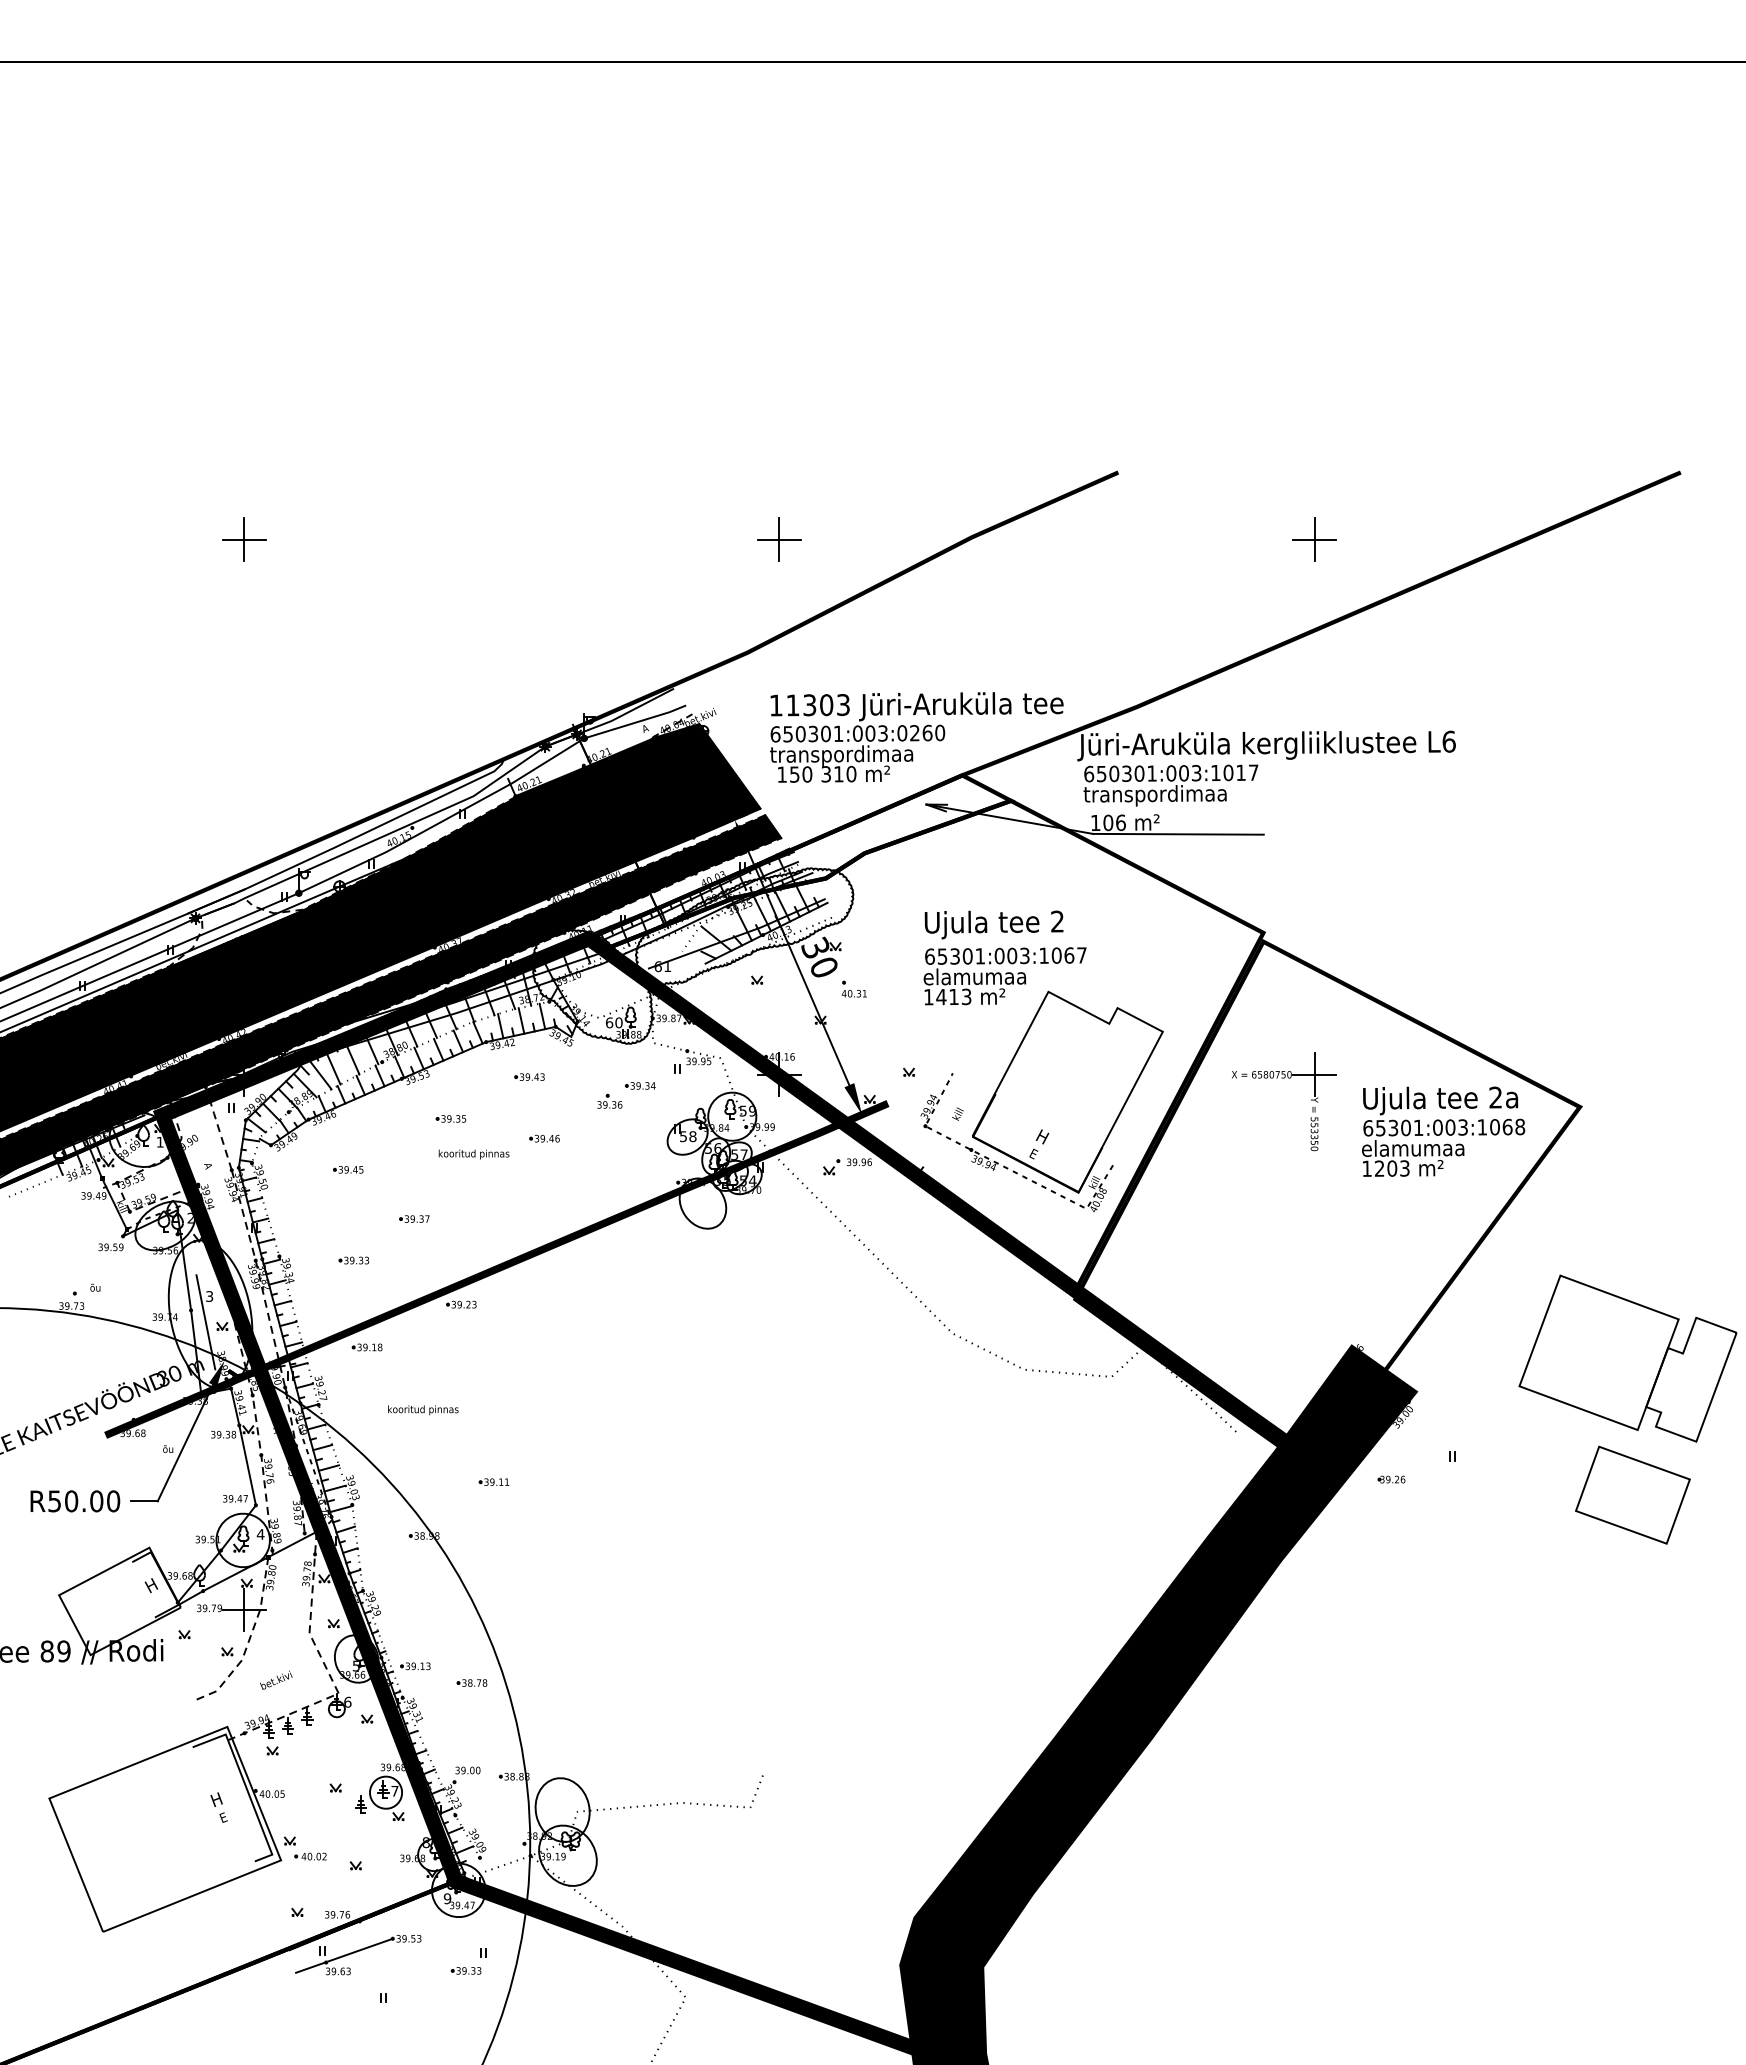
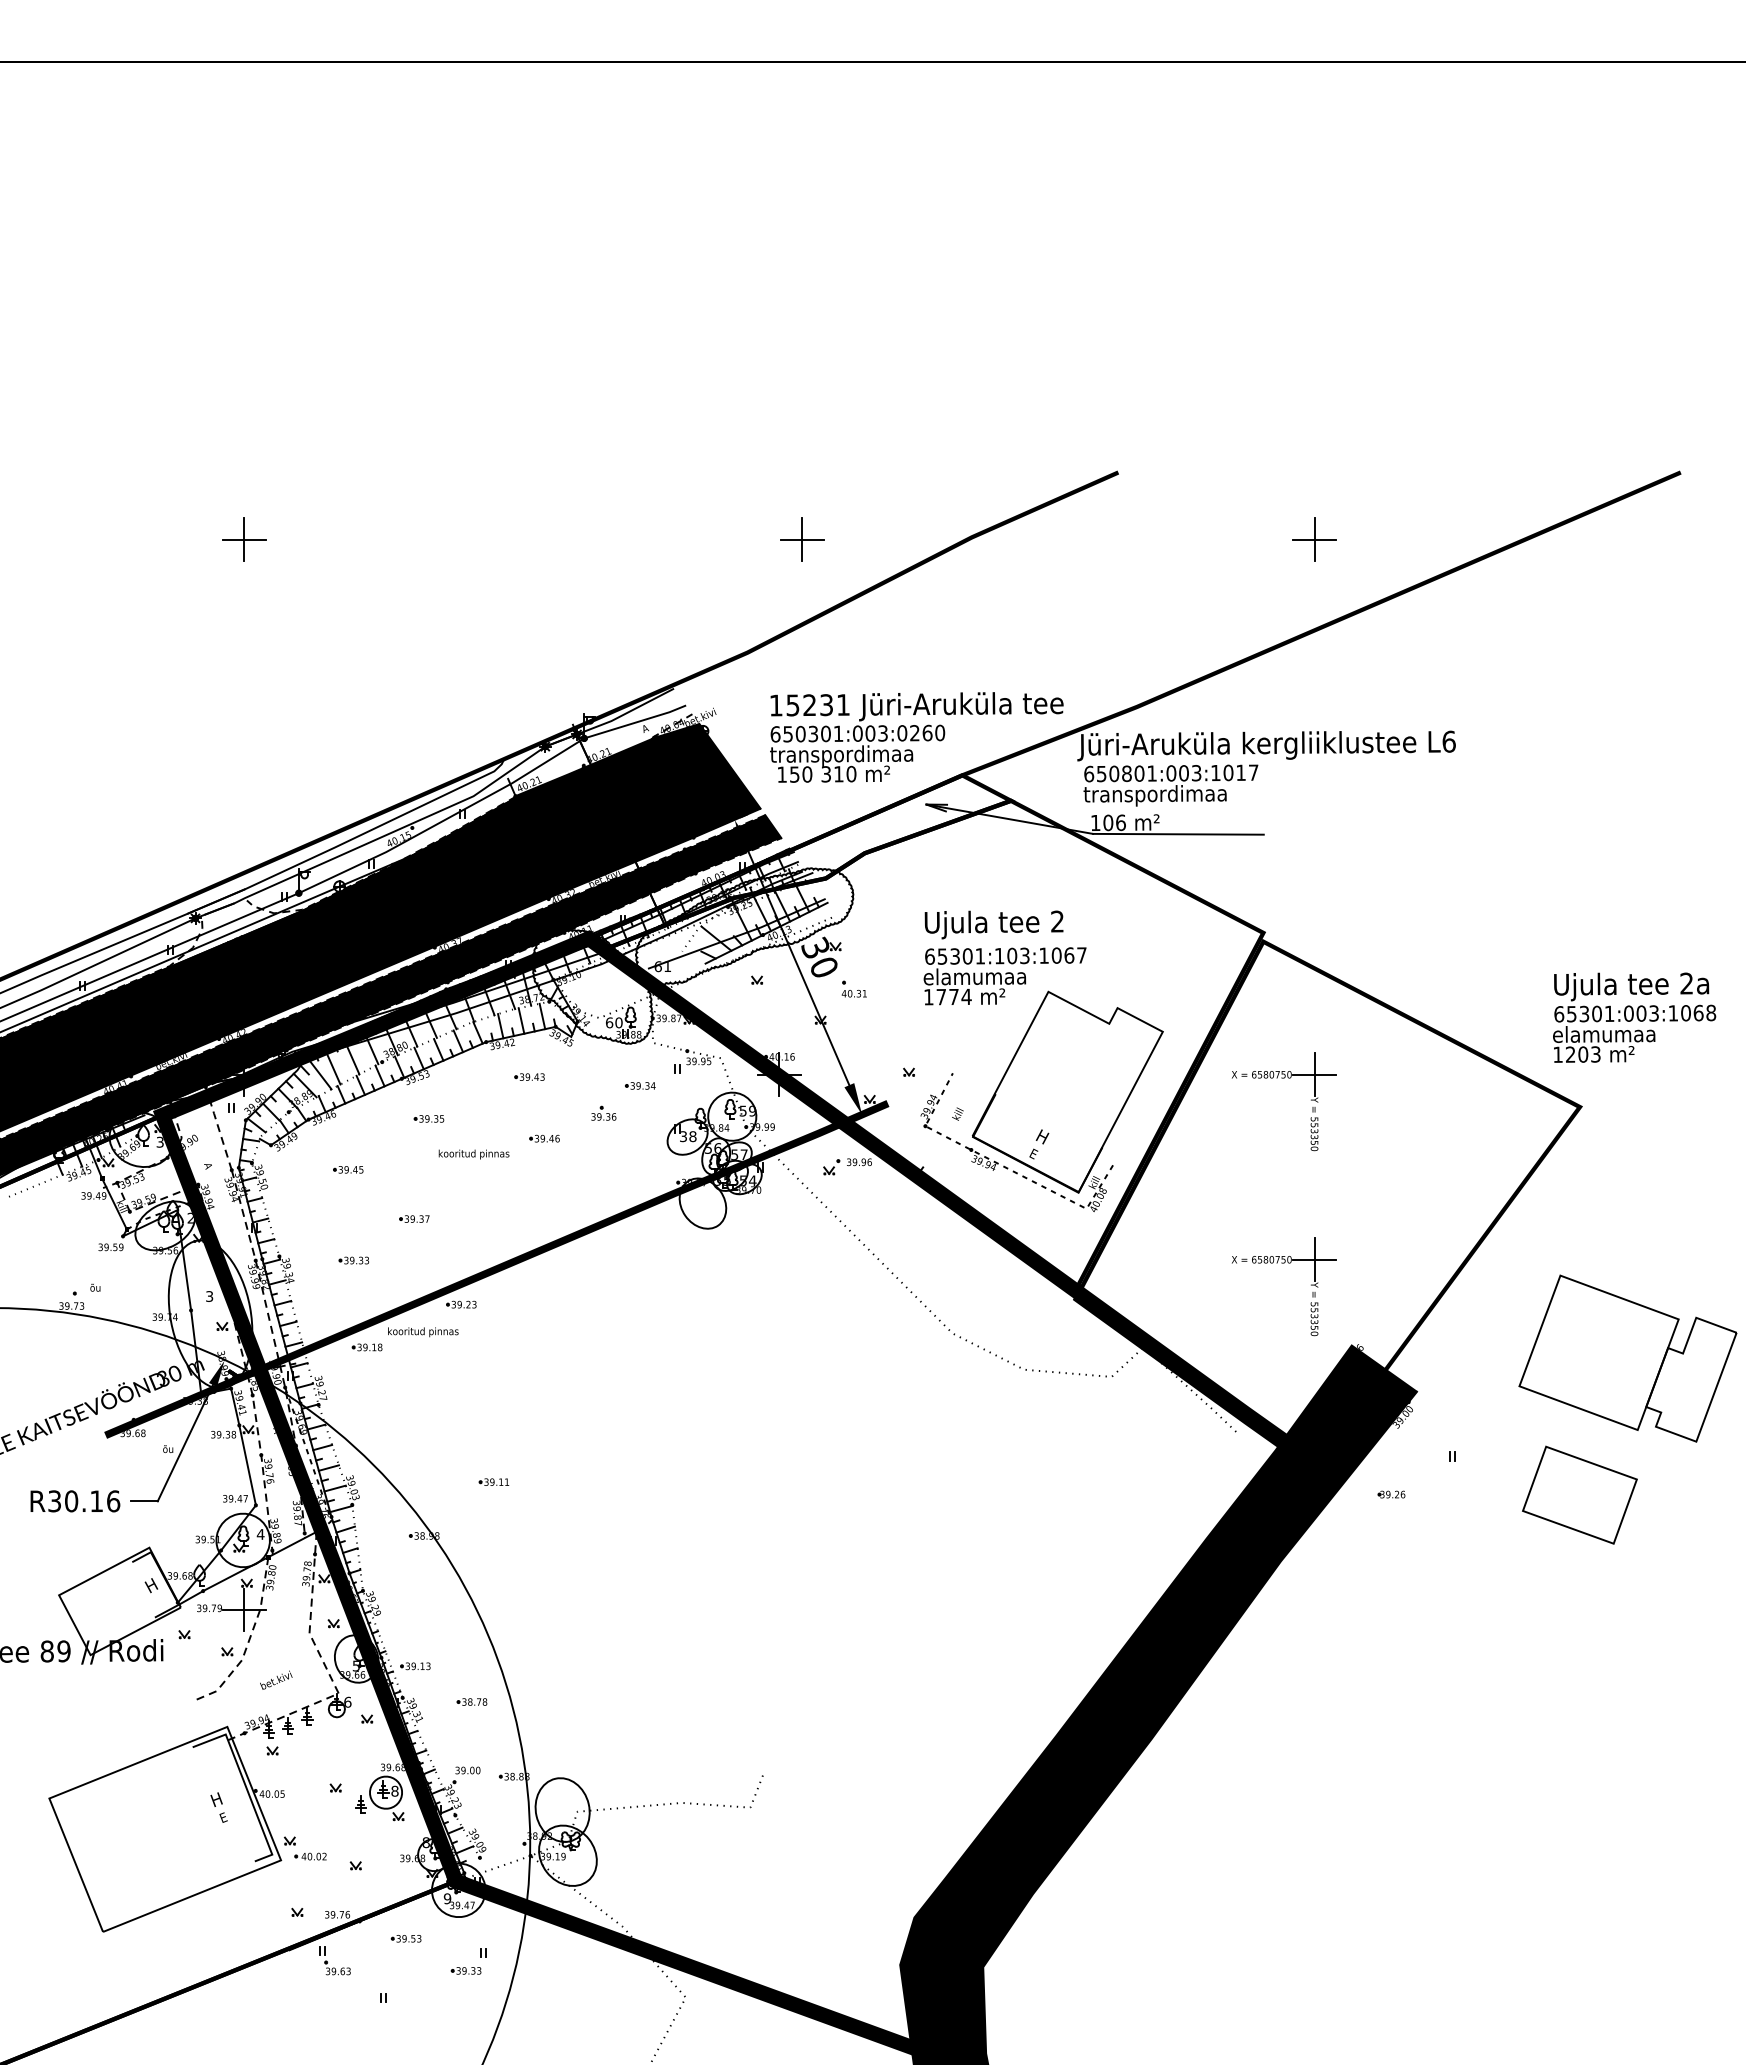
part position: (779, 539) -> (802, 539) (802, 539)
text: 11303 -> 15231 (817, 705)
text: 650301:003:1017 -> 650801:003:1017 (1126, 773)
text: 65301:003:1067 -> 65301:103:1067 (999, 955)
text: 1413 -> 1774 (953, 996)
part position: (609, 1100) -> (603, 1112) (603, 1112)
part position: (450, 1118) -> (428, 1118) (428, 1118)
text position: (1443, 1131) -> (1634, 1017) (1634, 1017)
text: 58 -> 38 (683, 1136)
text: 1 -> 3 (159, 1141)
part: none -> present (1283, 1263)
line: present -> none (205, 1322)
text position: (423, 1410) -> (423, 1332) (423, 1332)
part position: (1391, 1479) -> (1391, 1494) (1391, 1494)
part position: (1632, 1494) -> (1579, 1494) (1579, 1494)
text: R50.00 -> R30.16 (84, 1501)
part position: (471, 1682) -> (471, 1701) (471, 1701)
text: 7 -> 8 (394, 1790)
line: present -> none (344, 1955)
